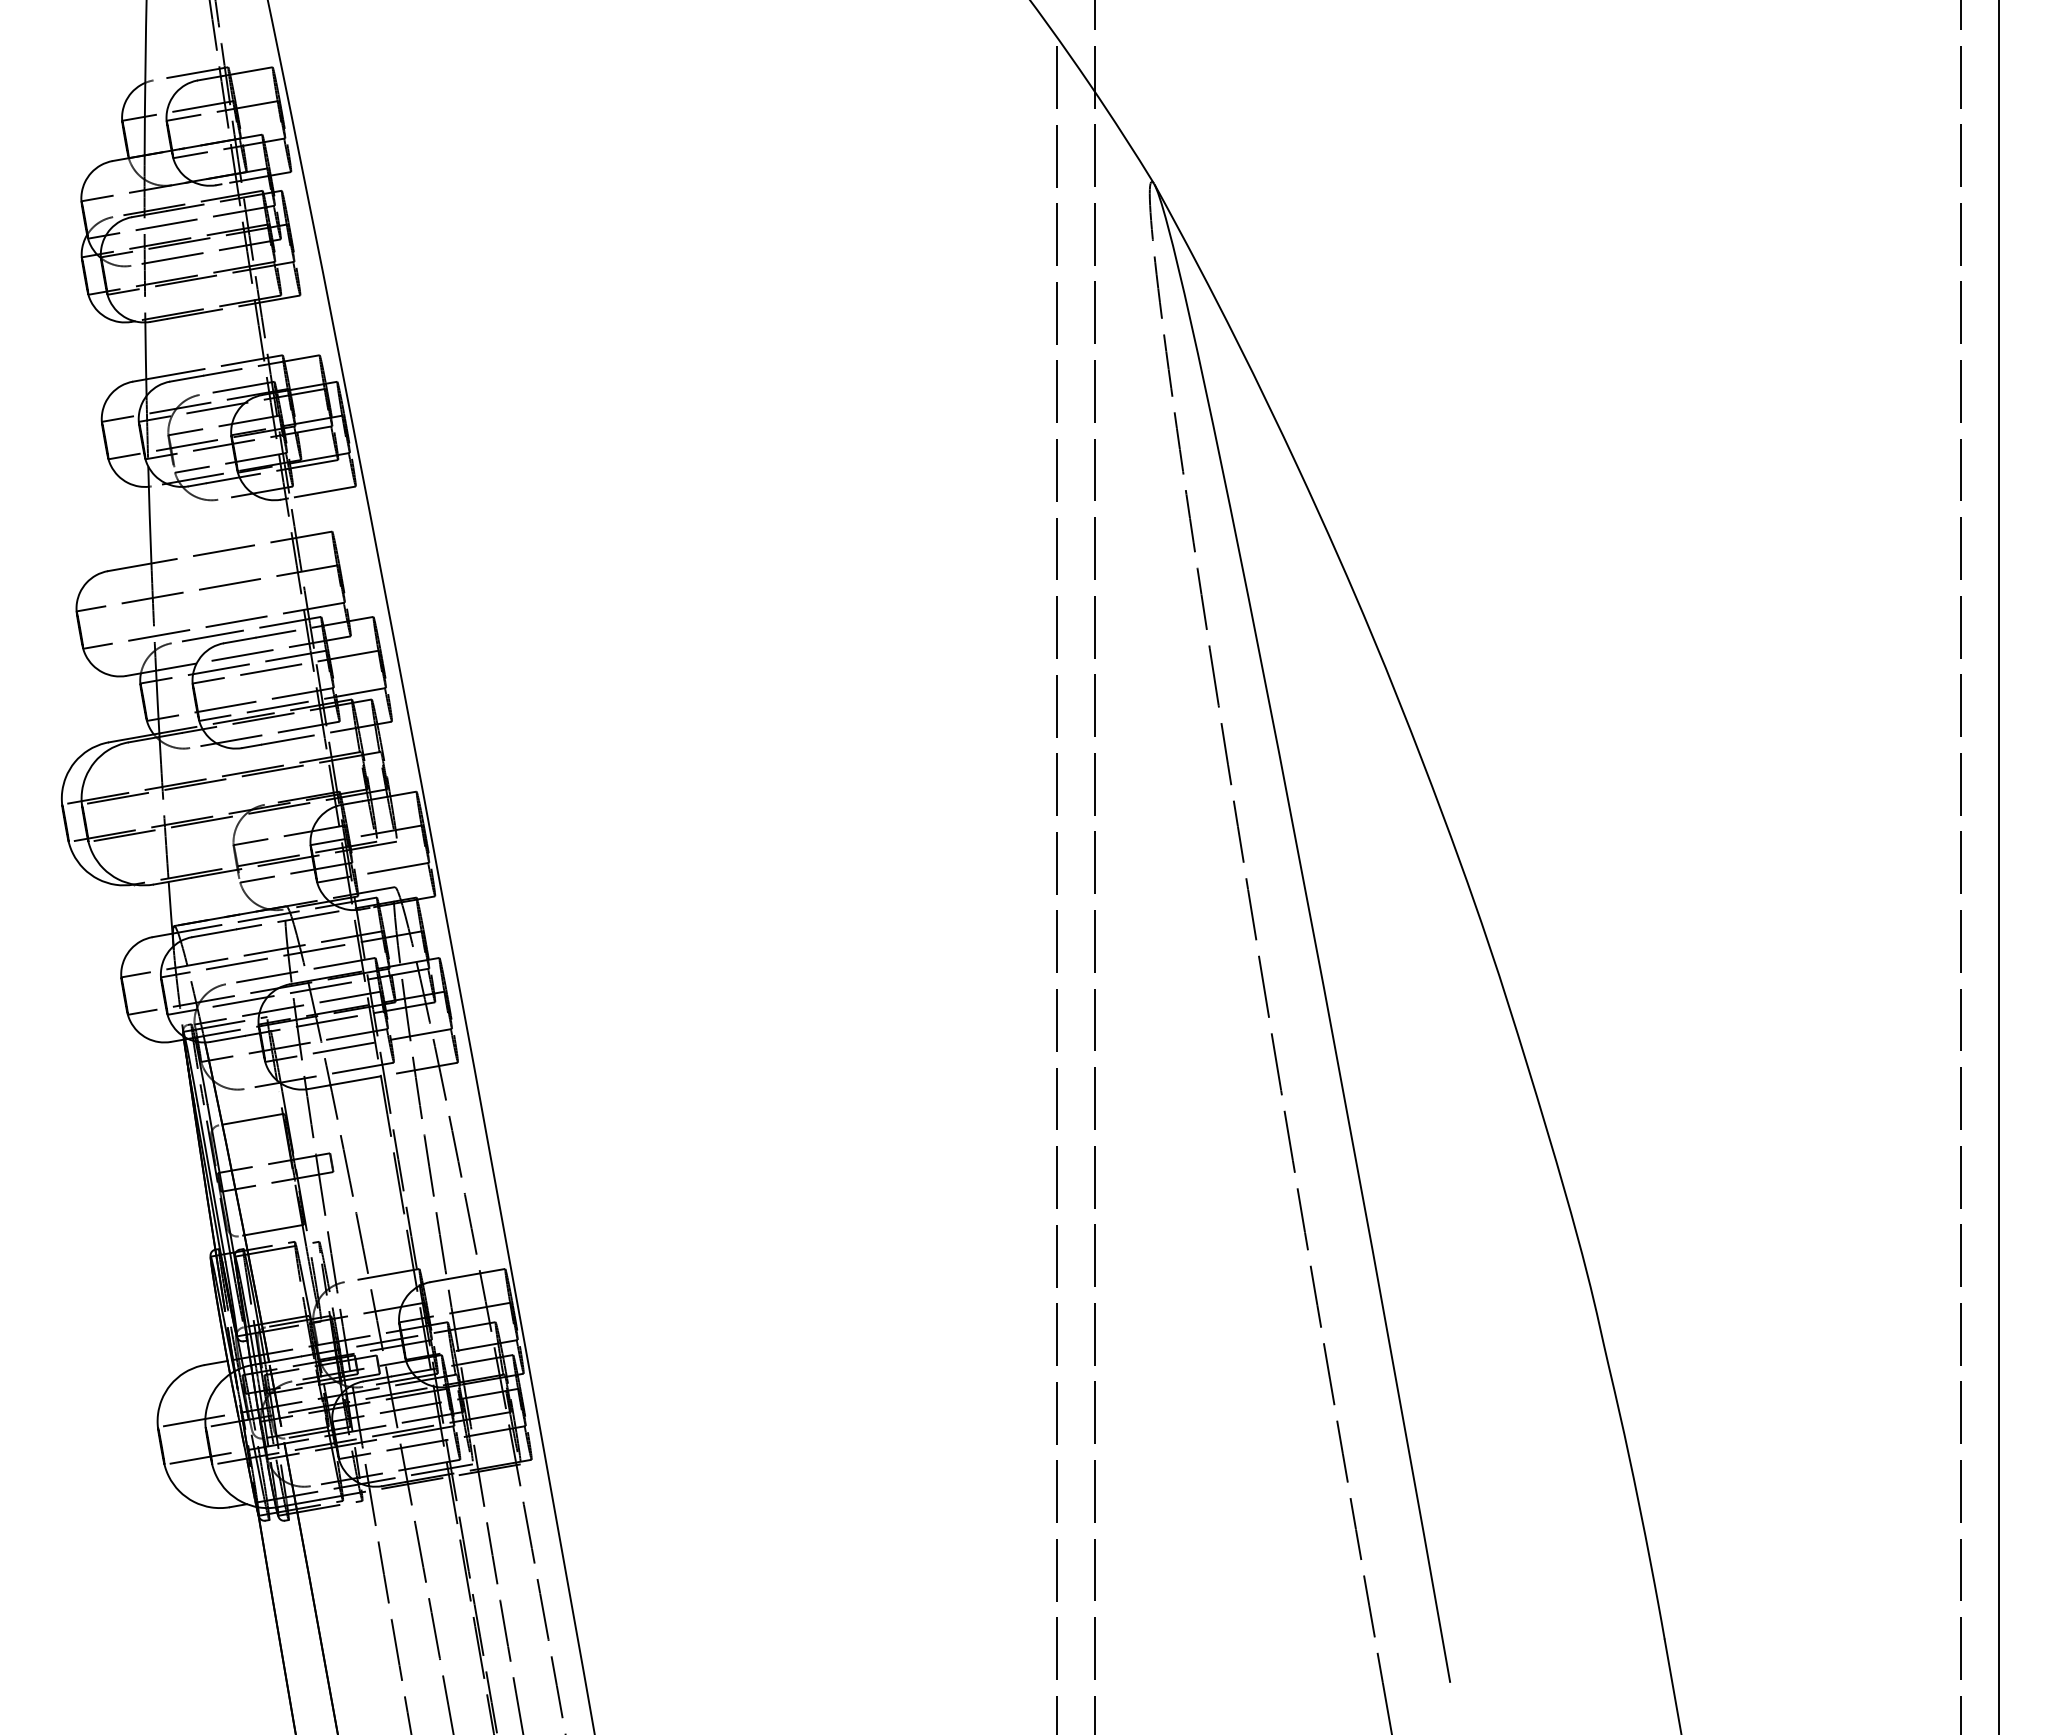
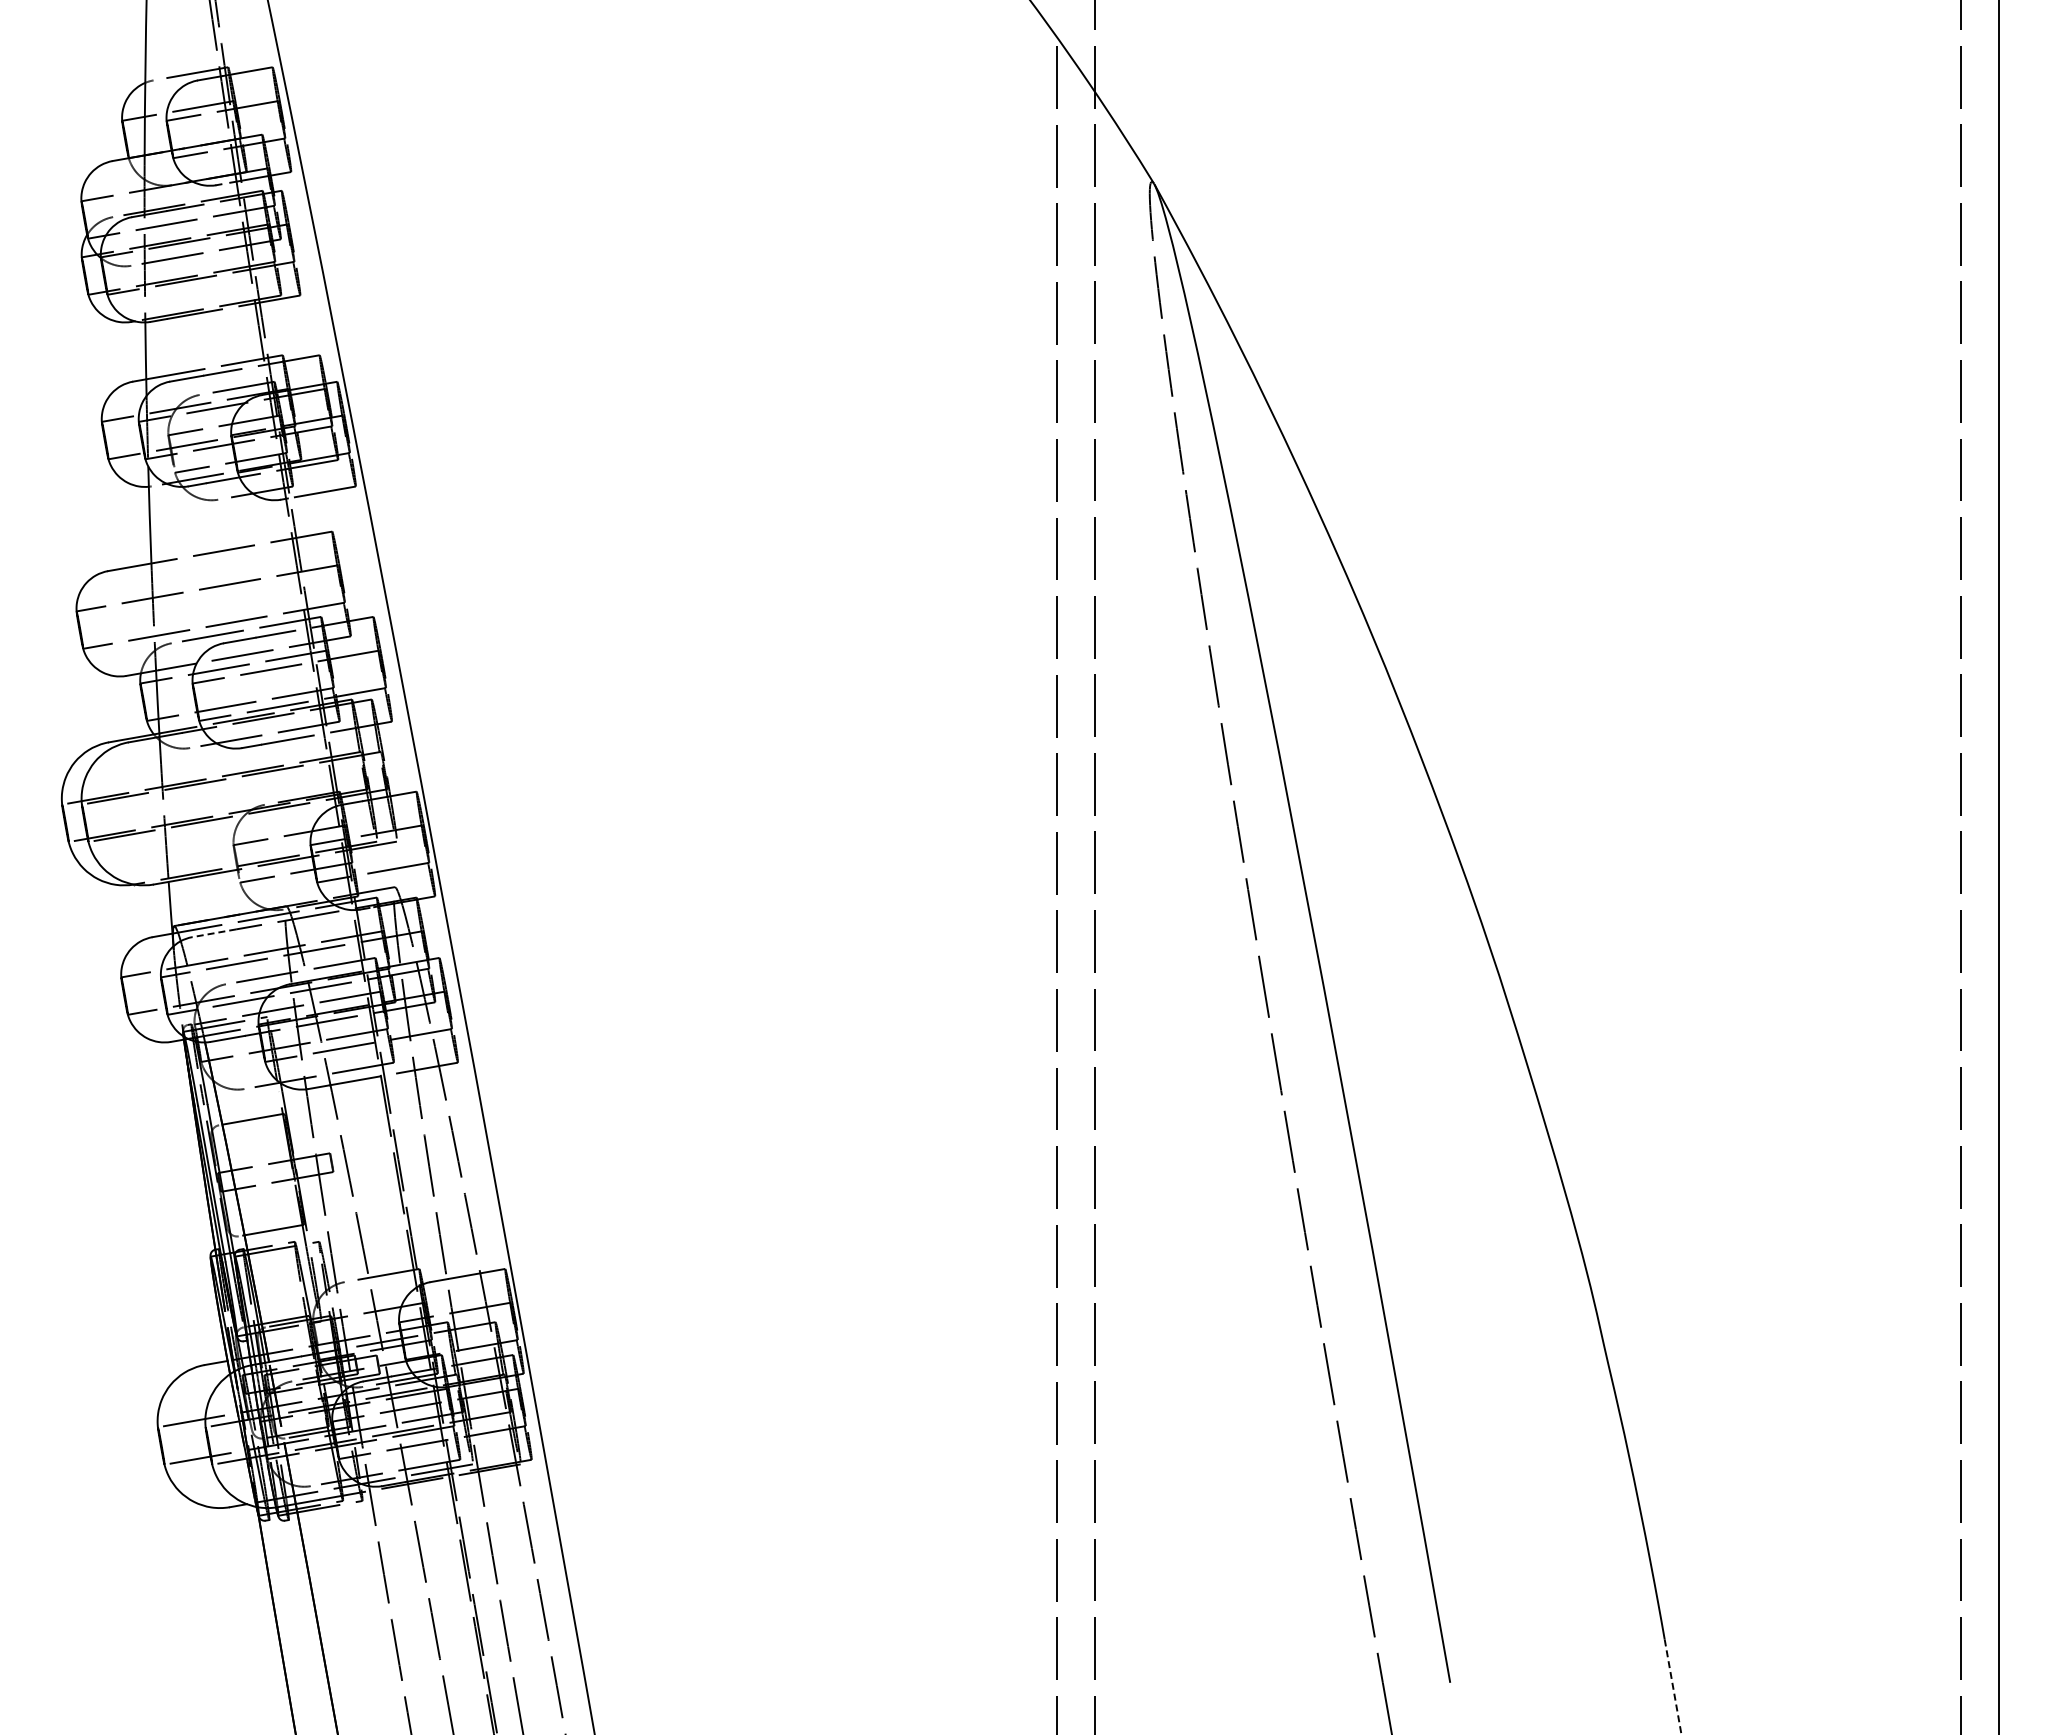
line: solid -> dashed (213, 933)
line: solid -> dashed (1673, 1687)
